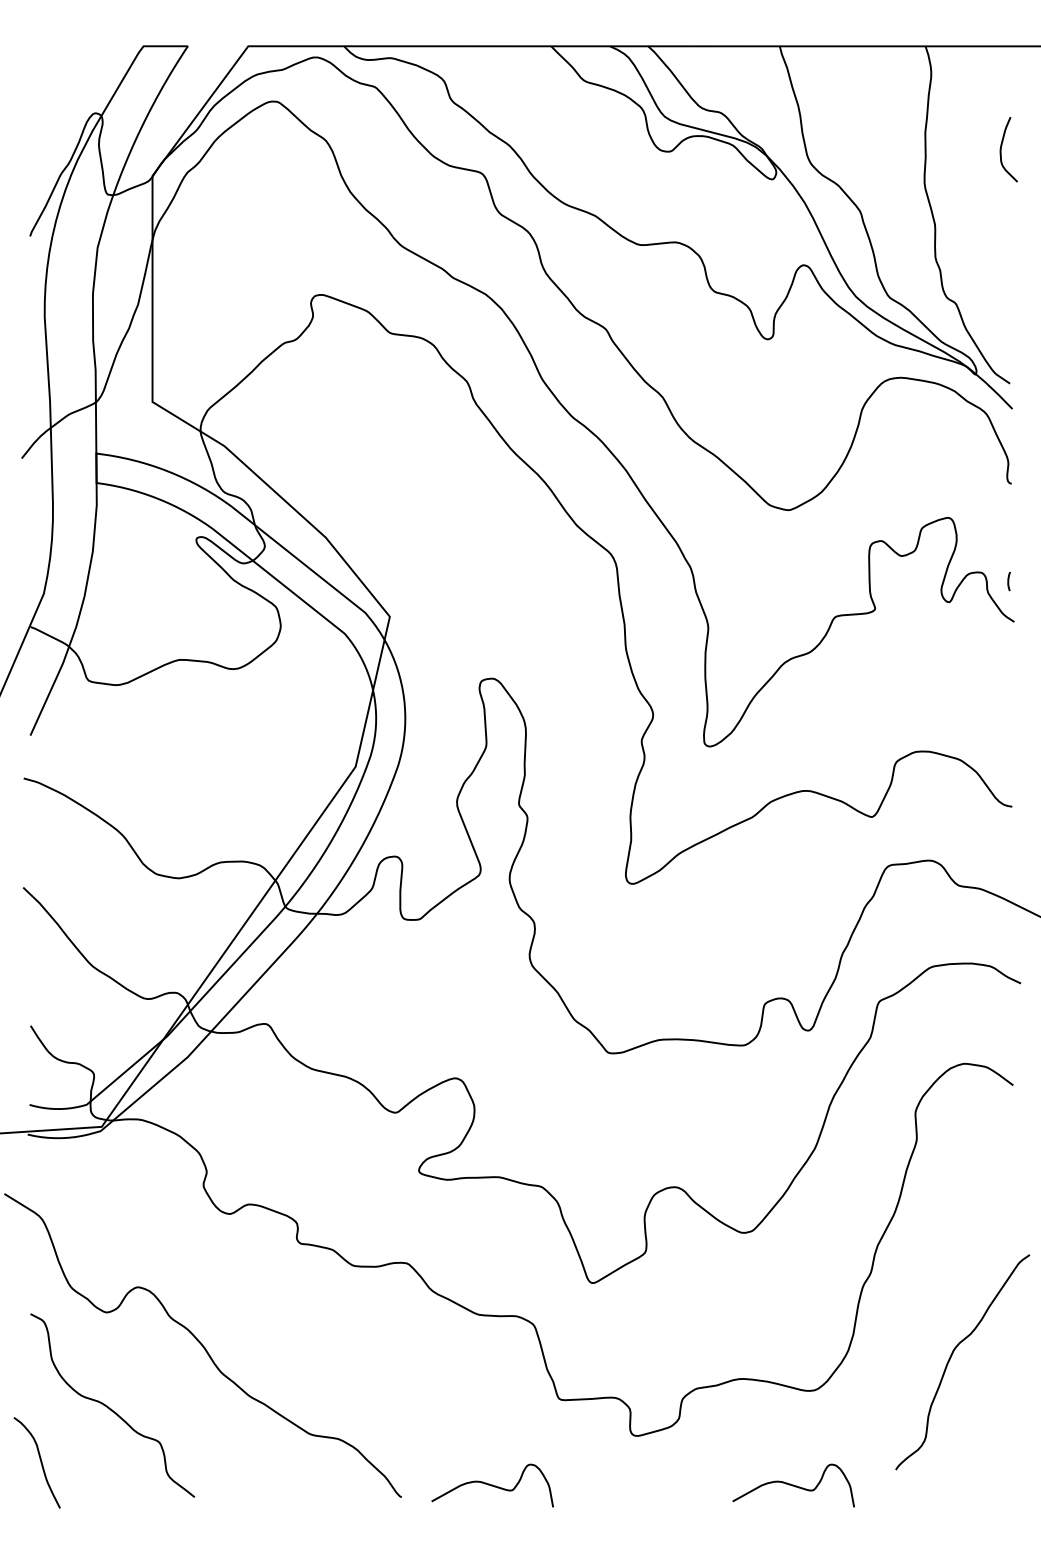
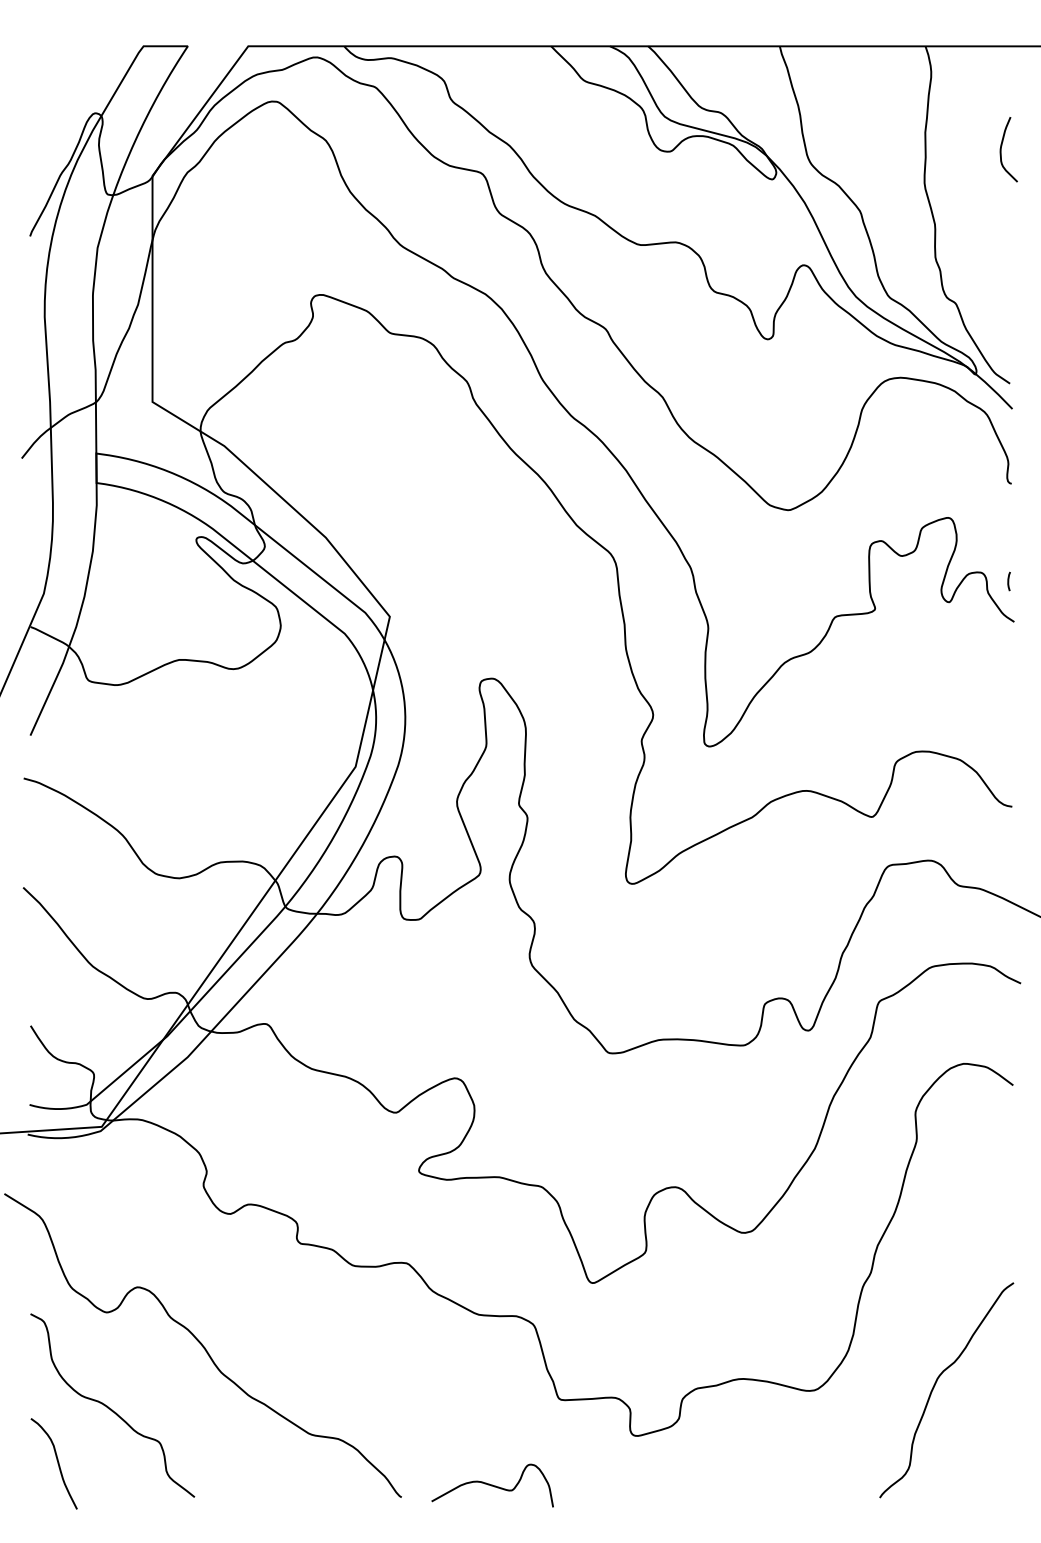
curve position: (951, 1357) -> (935, 1385) (935, 1385)
curve position: (40, 1462) -> (57, 1463) (57, 1463)
curve: present -> none (793, 1485)
